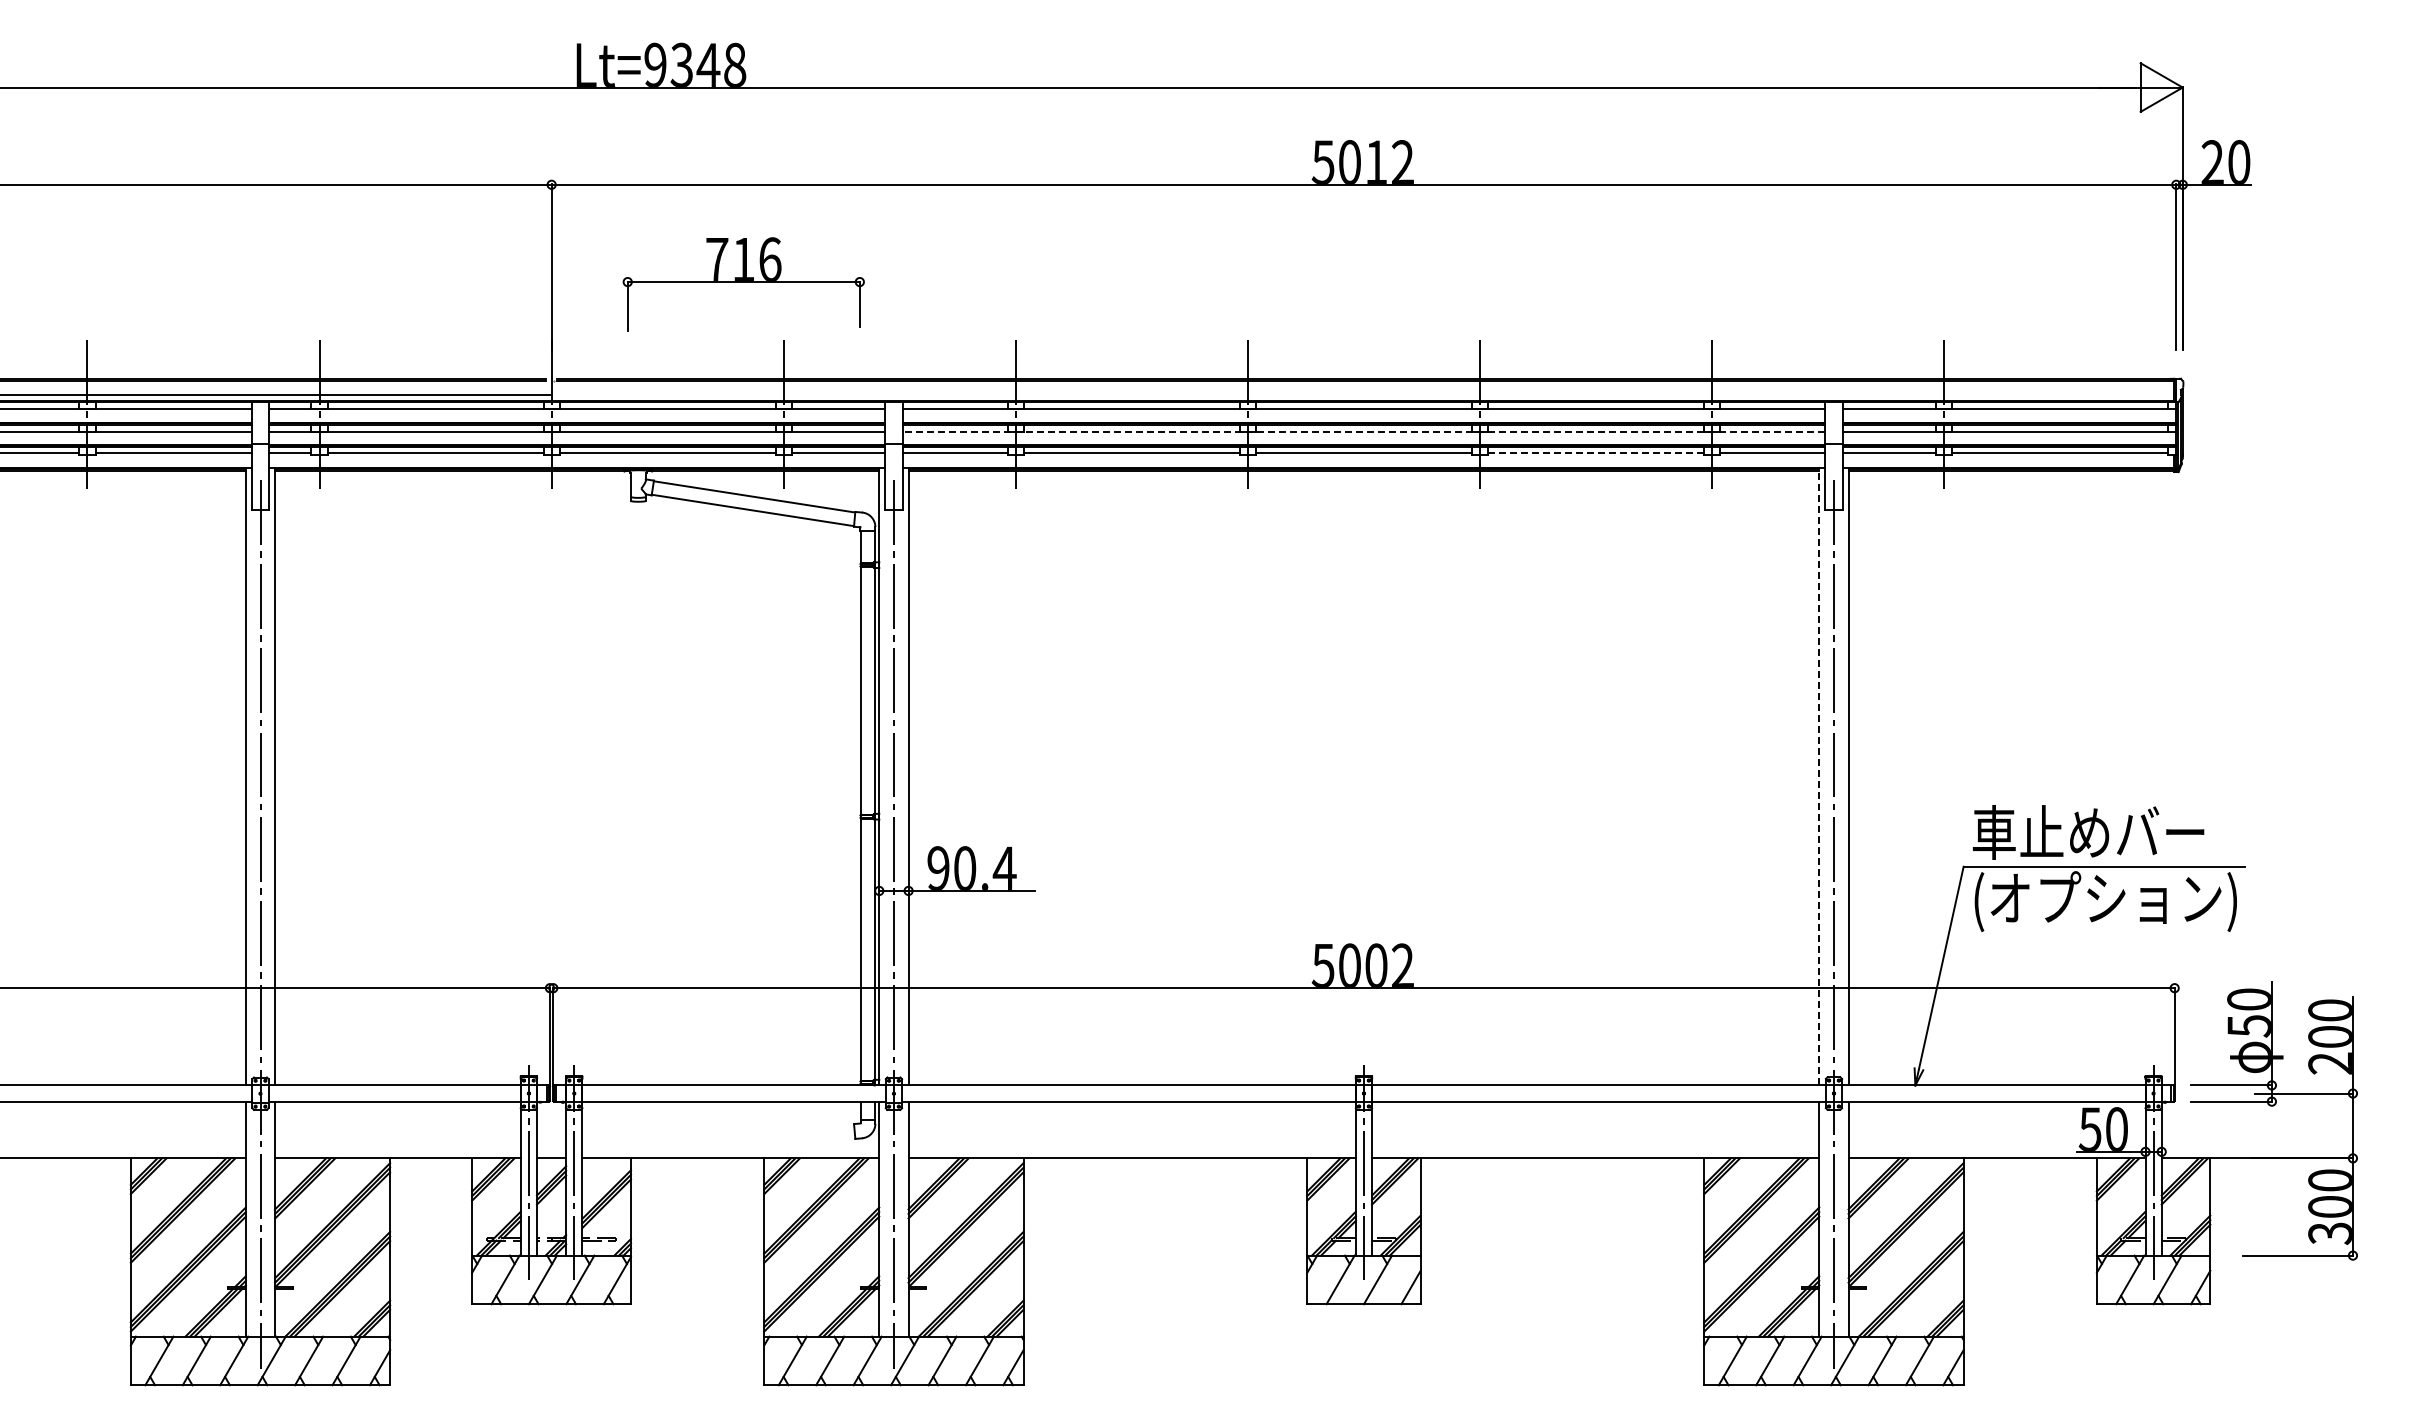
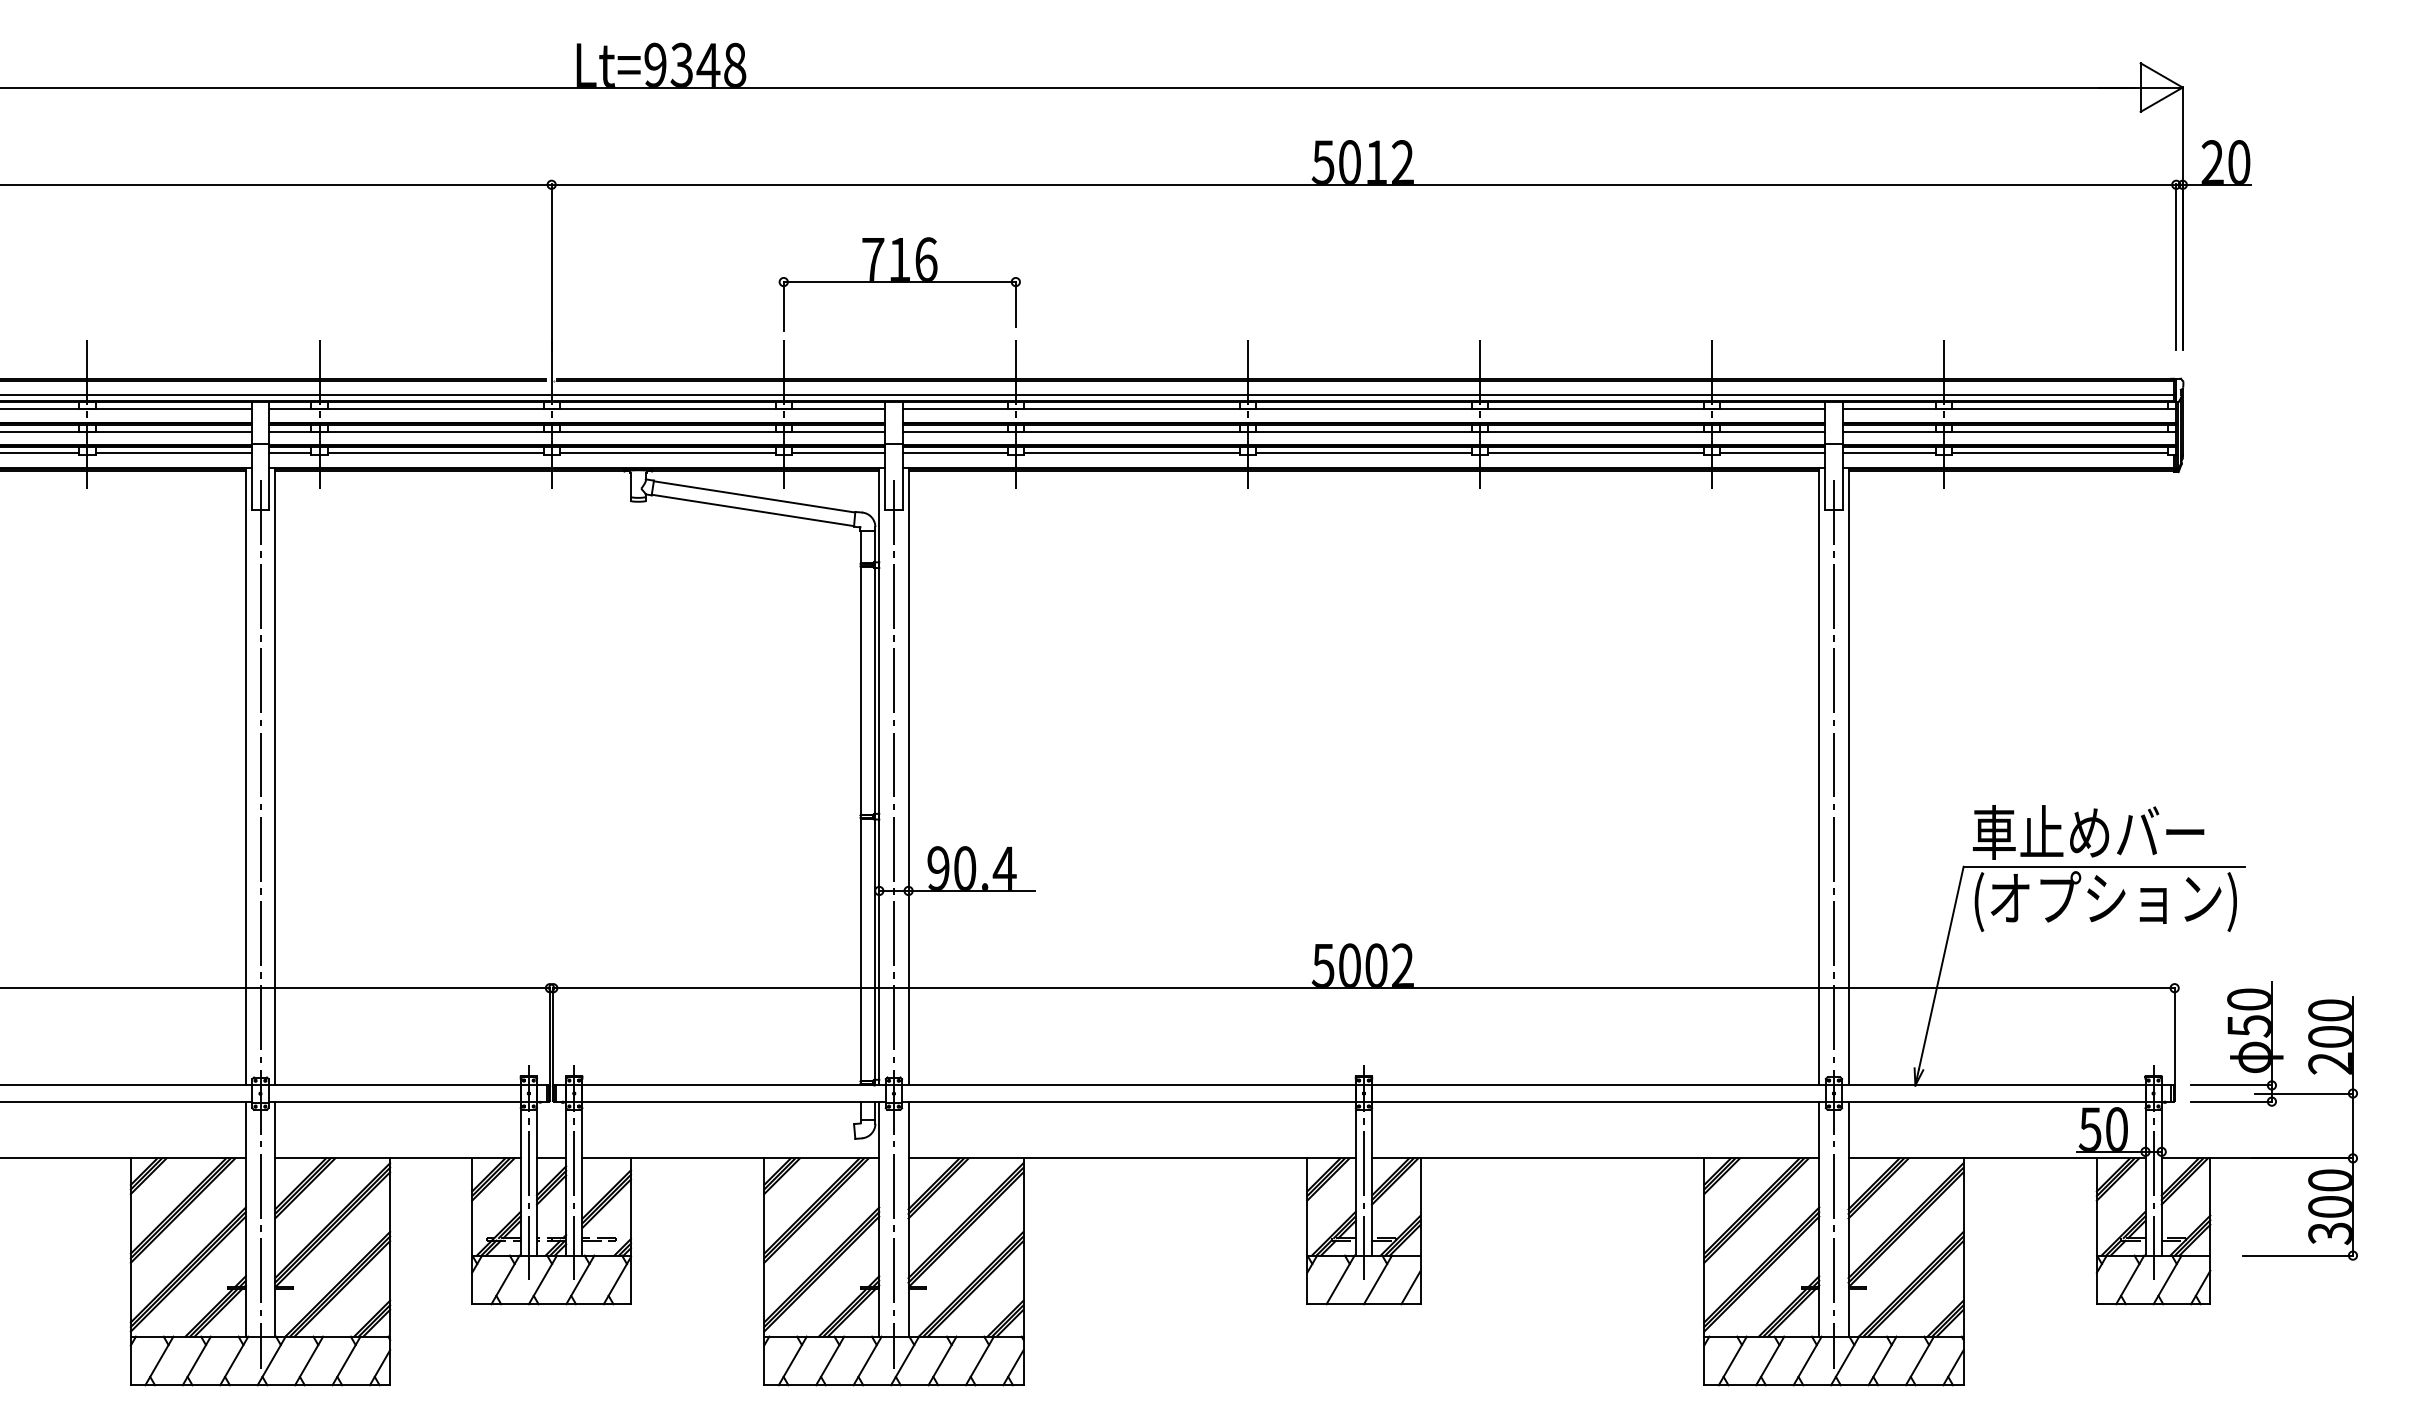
part position: (743, 284) -> (899, 284) (899, 284)
line: none -> present (1363, 395)
line: dashed -> solid (1363, 431)
line: dashed -> solid (1596, 453)
line: dashed -> solid (1819, 776)
